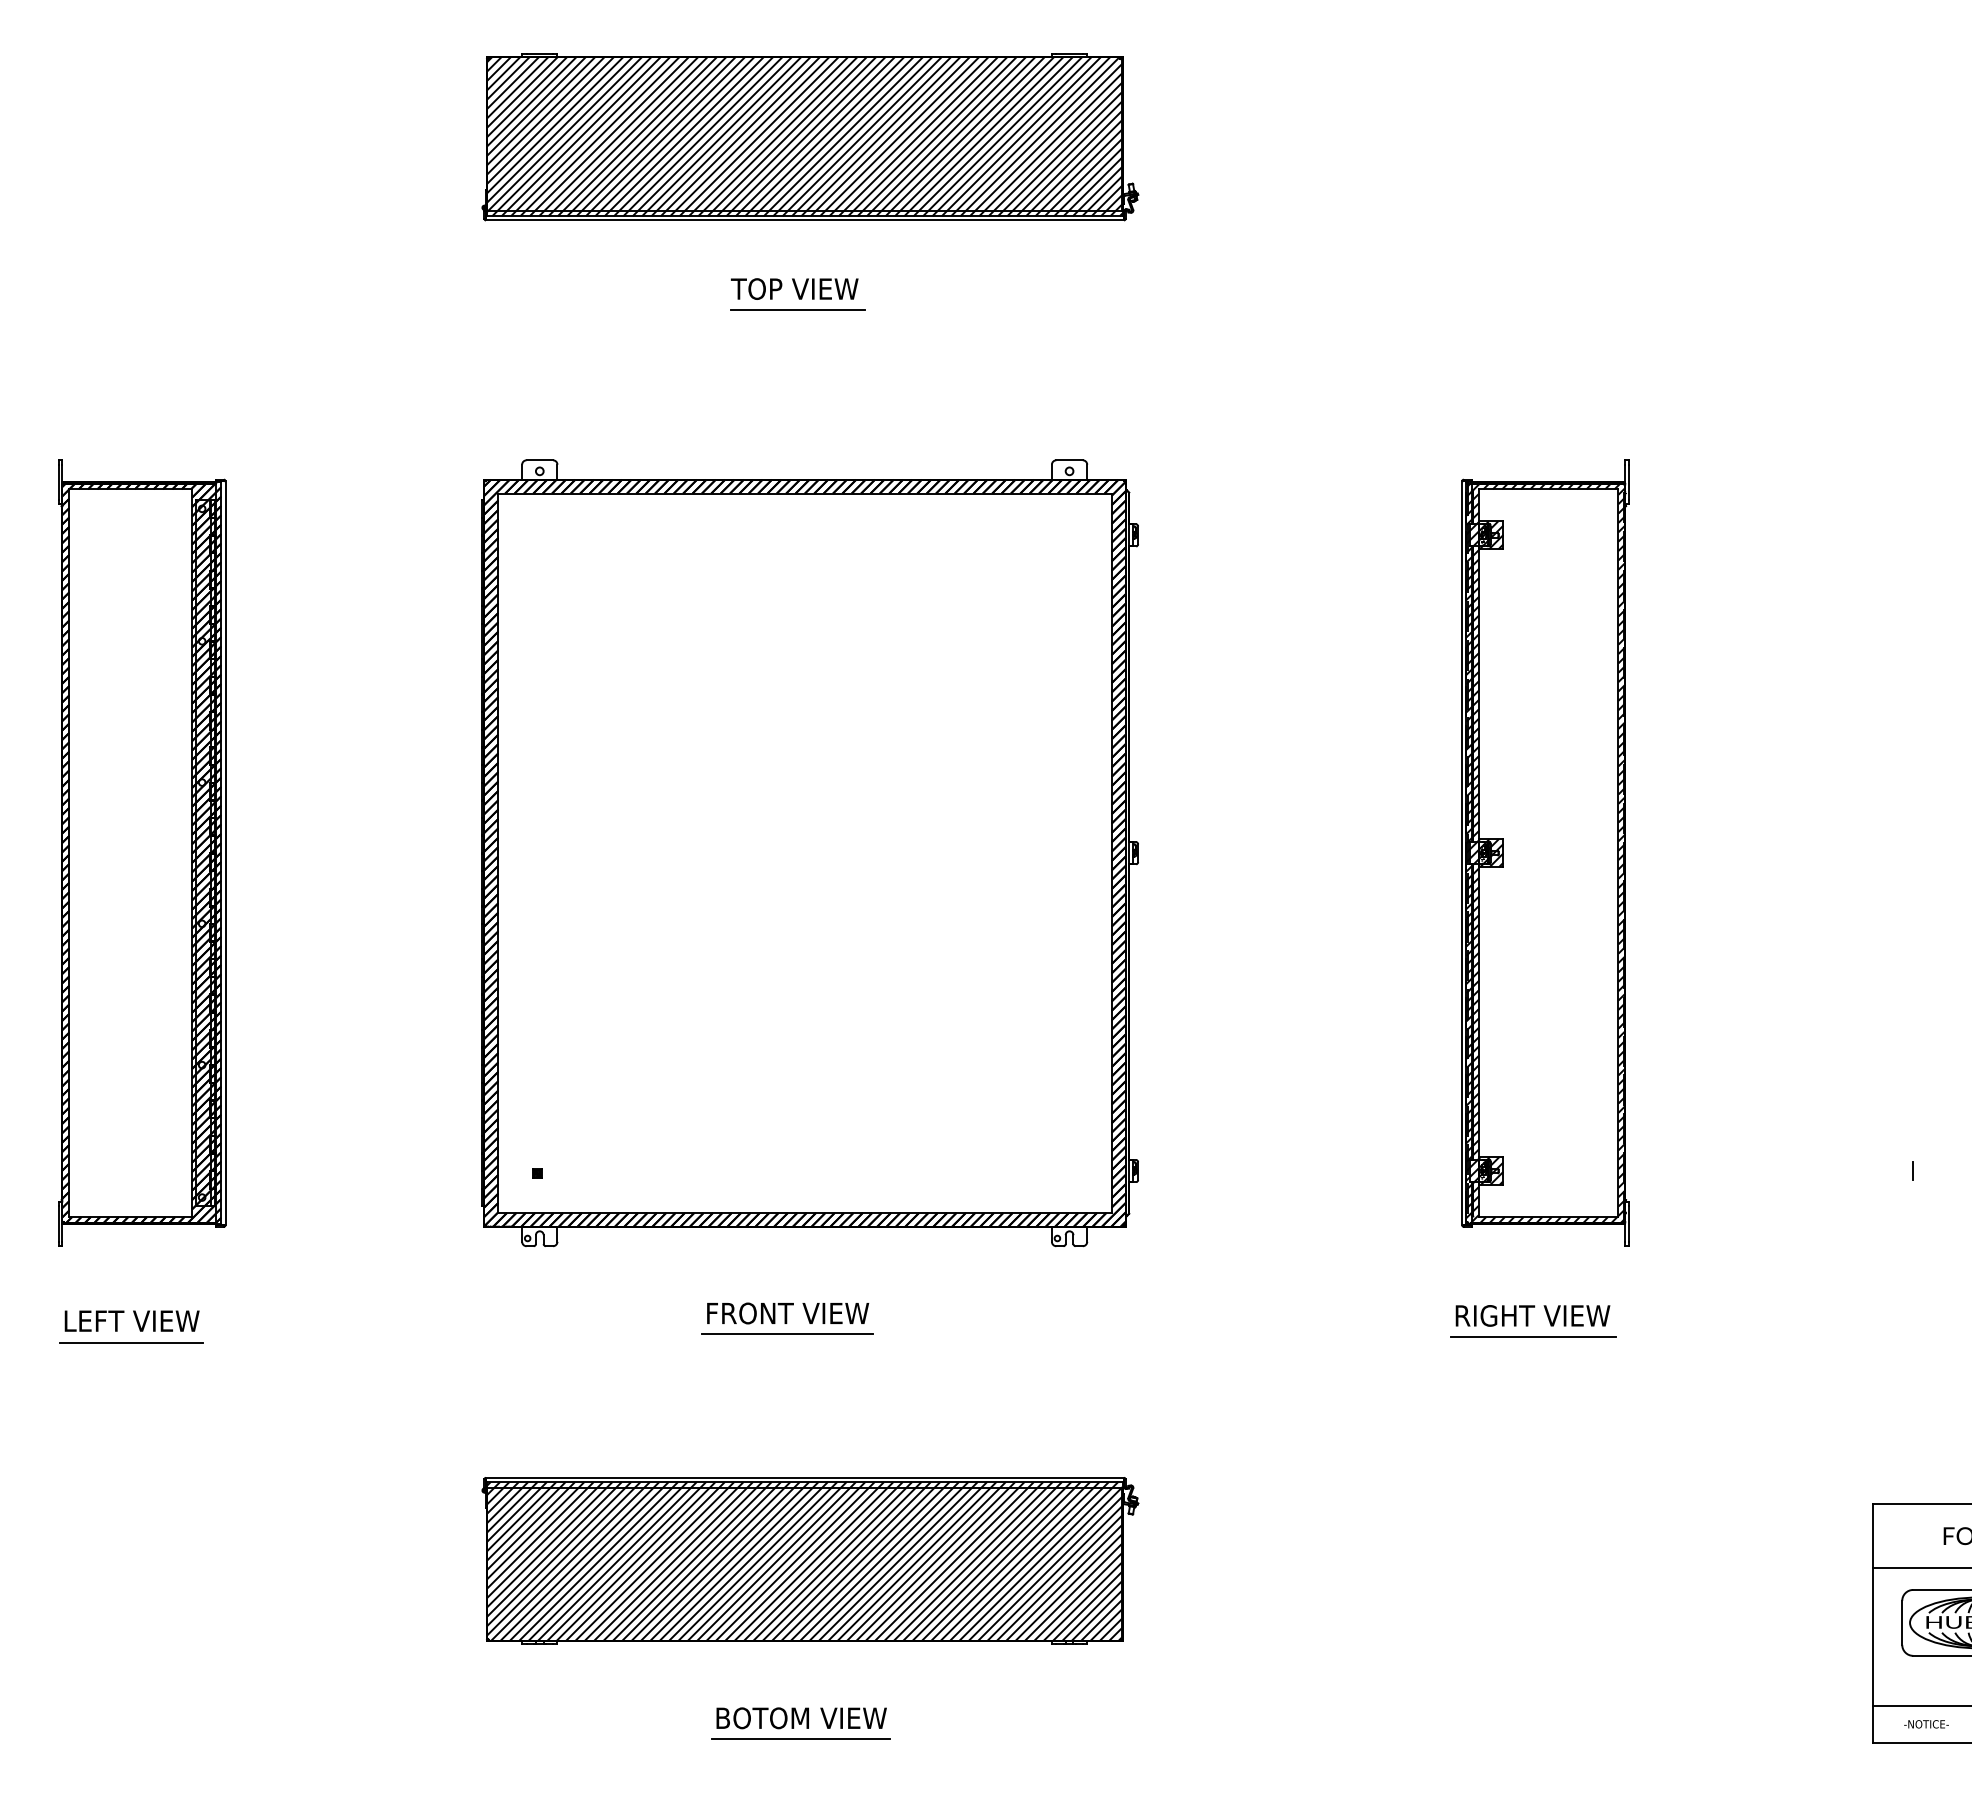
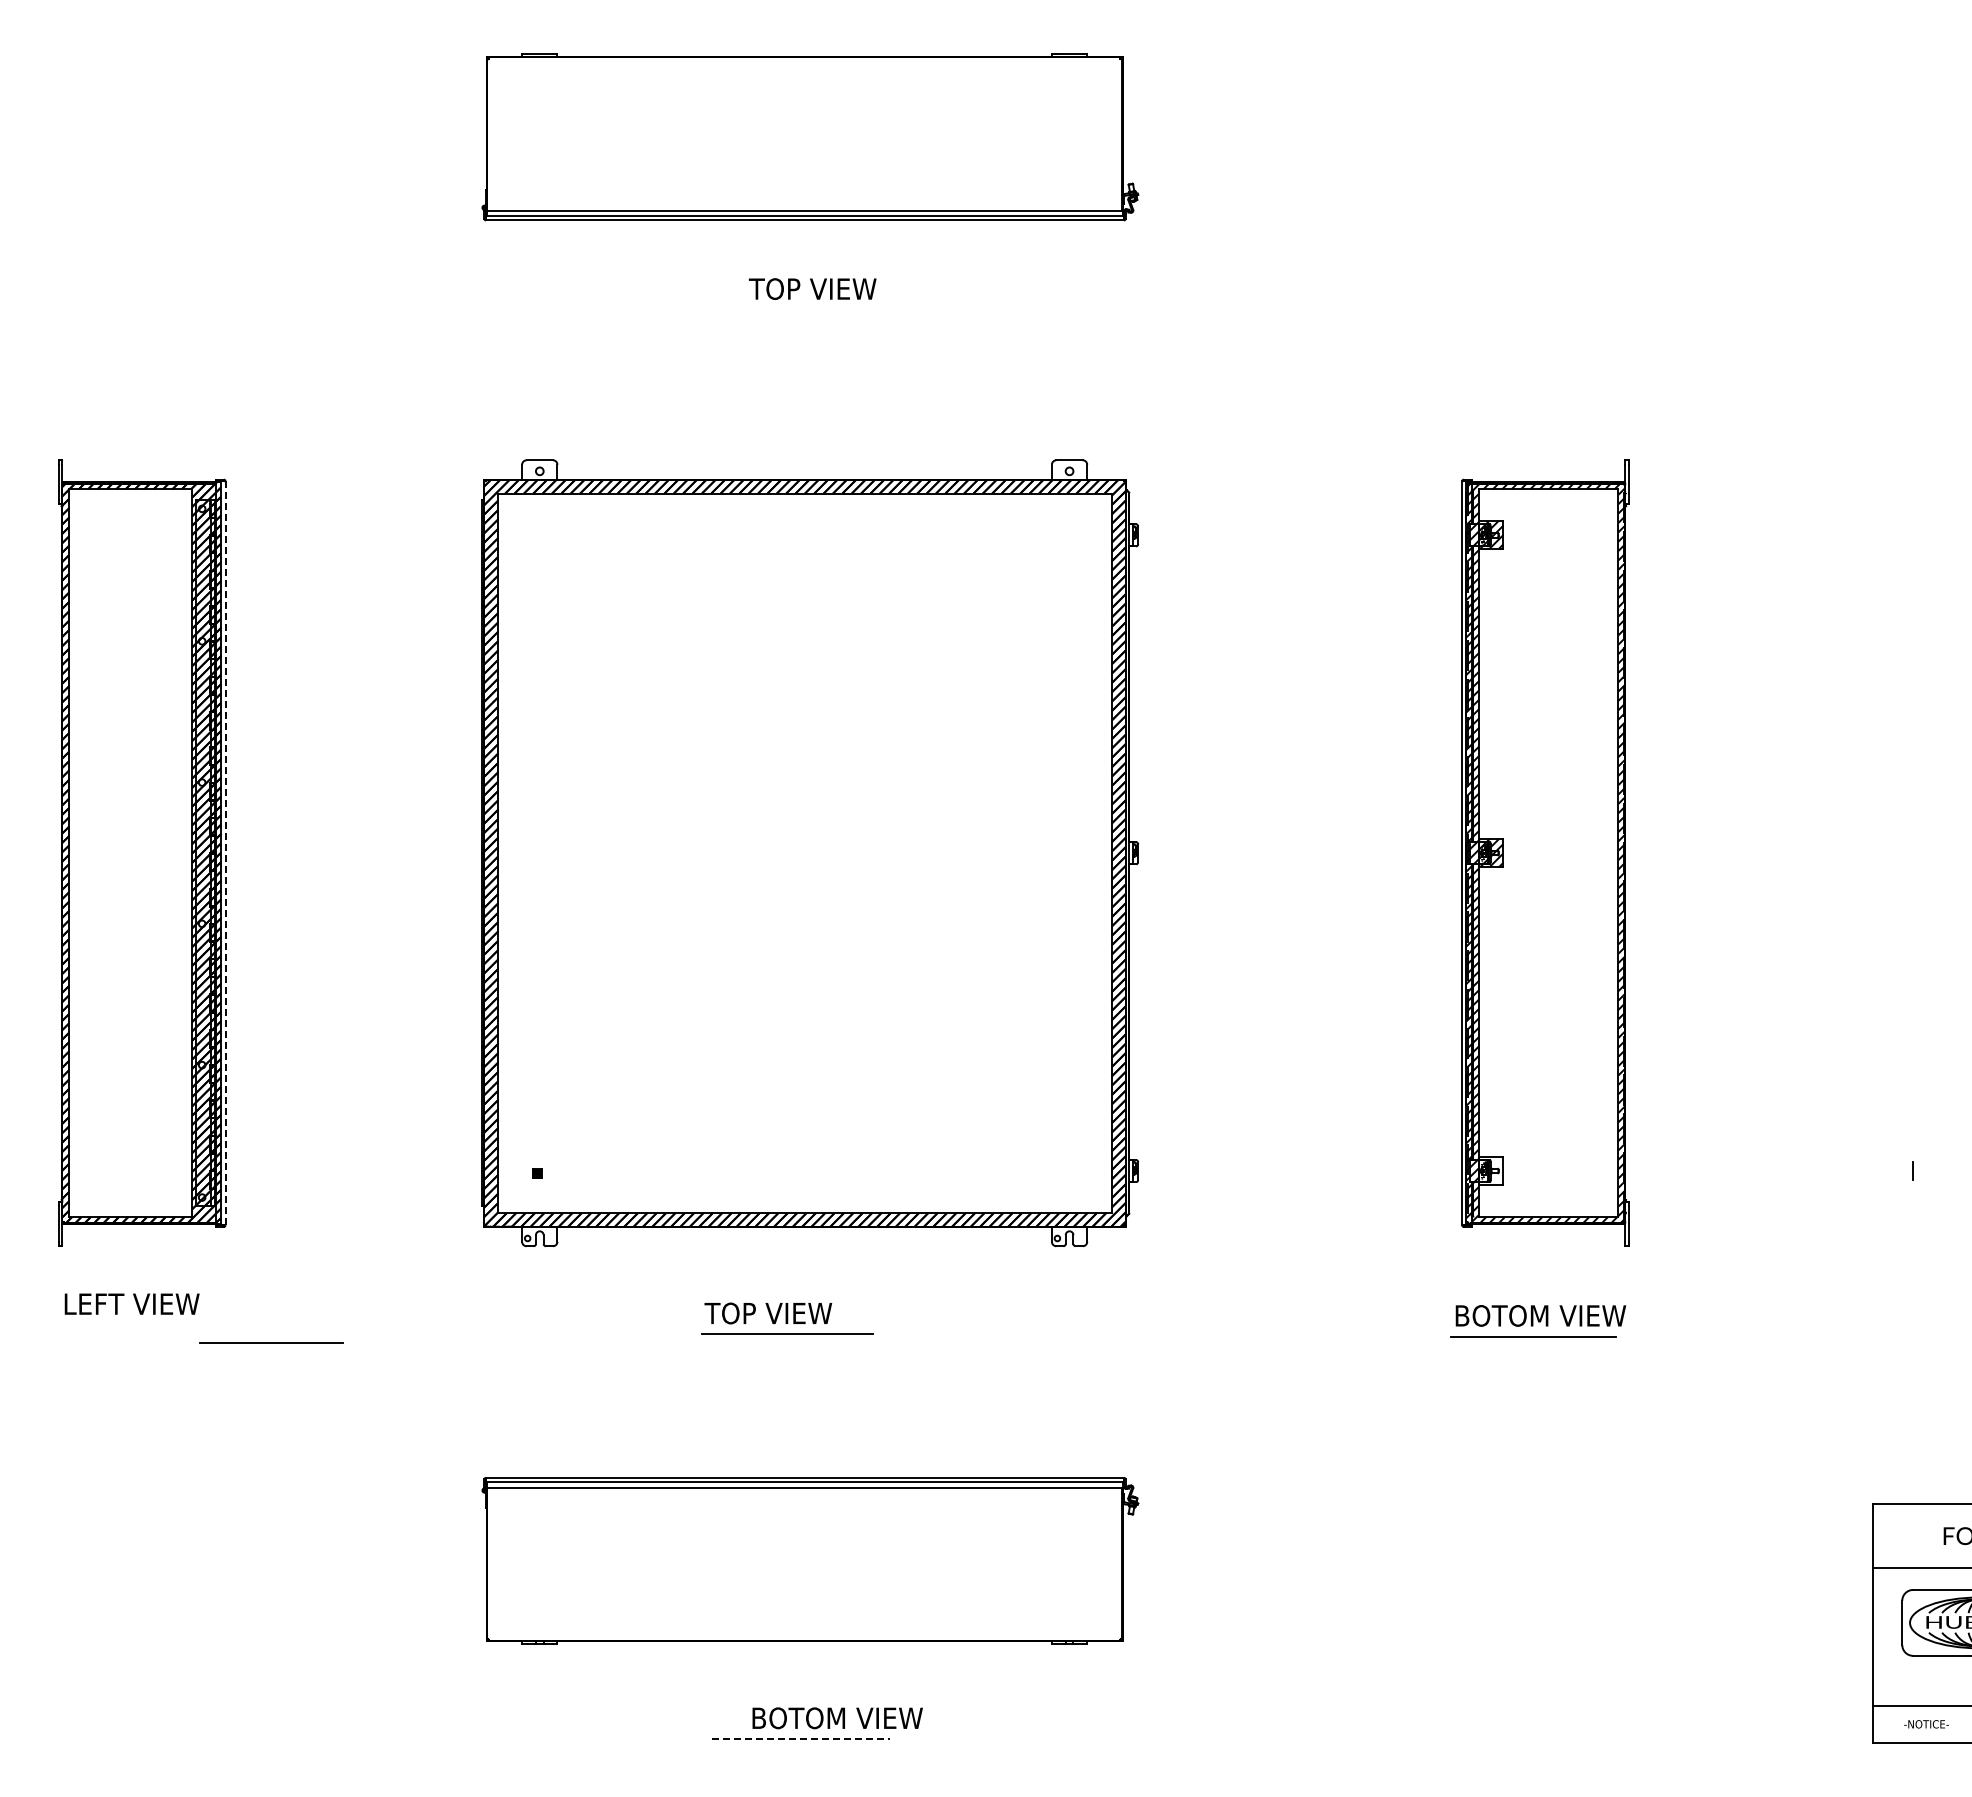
hatch: present -> none (804, 136)
text position: (794, 288) -> (812, 288) (812, 288)
line: present -> none (797, 310)
line: solid -> dashed (225, 853)
hatch: present -> none (1491, 1171)
text: FRONT VIEW -> TOP VIEW (786, 1313)
text: RIGHT VIEW -> BOTOM VIEW (1542, 1315)
text position: (131, 1320) -> (131, 1303) (131, 1303)
line position: (131, 1342) -> (271, 1342) (271, 1342)
hatch: present -> none (804, 1561)
text position: (801, 1718) -> (837, 1718) (837, 1718)
line: solid -> dashed (800, 1739)
